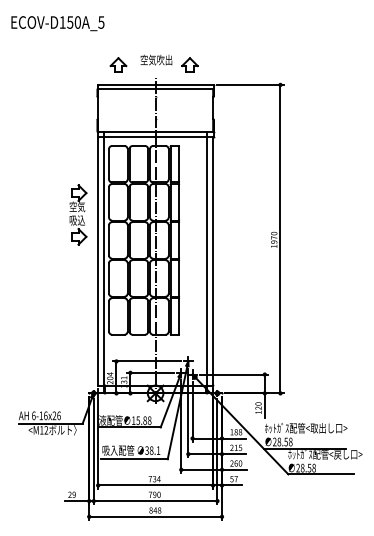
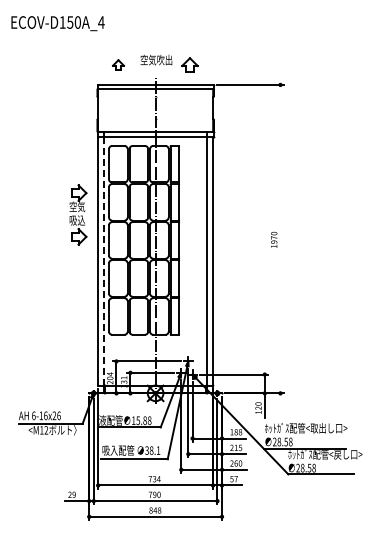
text: ECOV-D150A_5 -> ECOV-D150A_4 (101, 22)
part size: 19x16 px -> 13x12 px (118, 64)
line: present -> none (280, 238)
line: solid -> dashed (104, 260)
